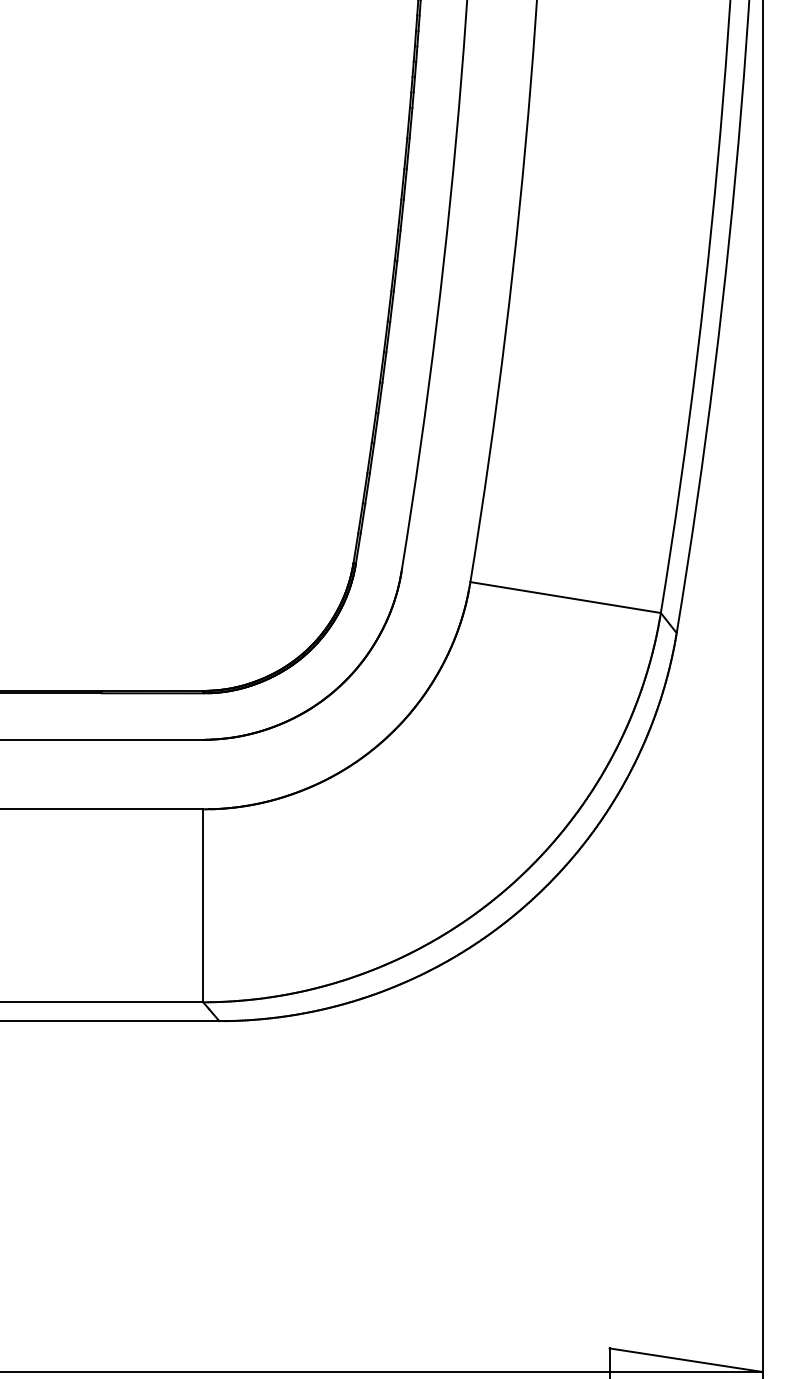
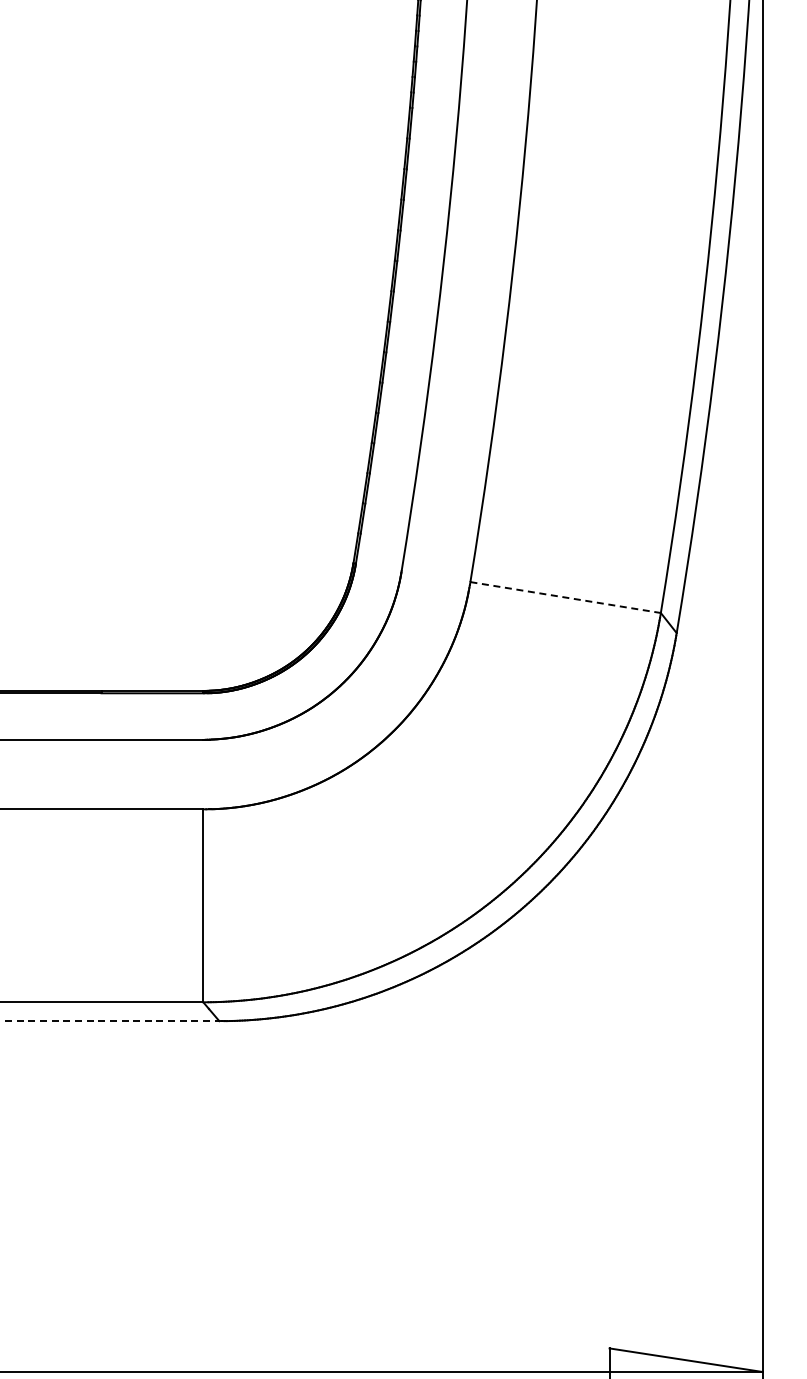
line: solid -> dashed (566, 597)
line: solid -> dashed (110, 1021)
